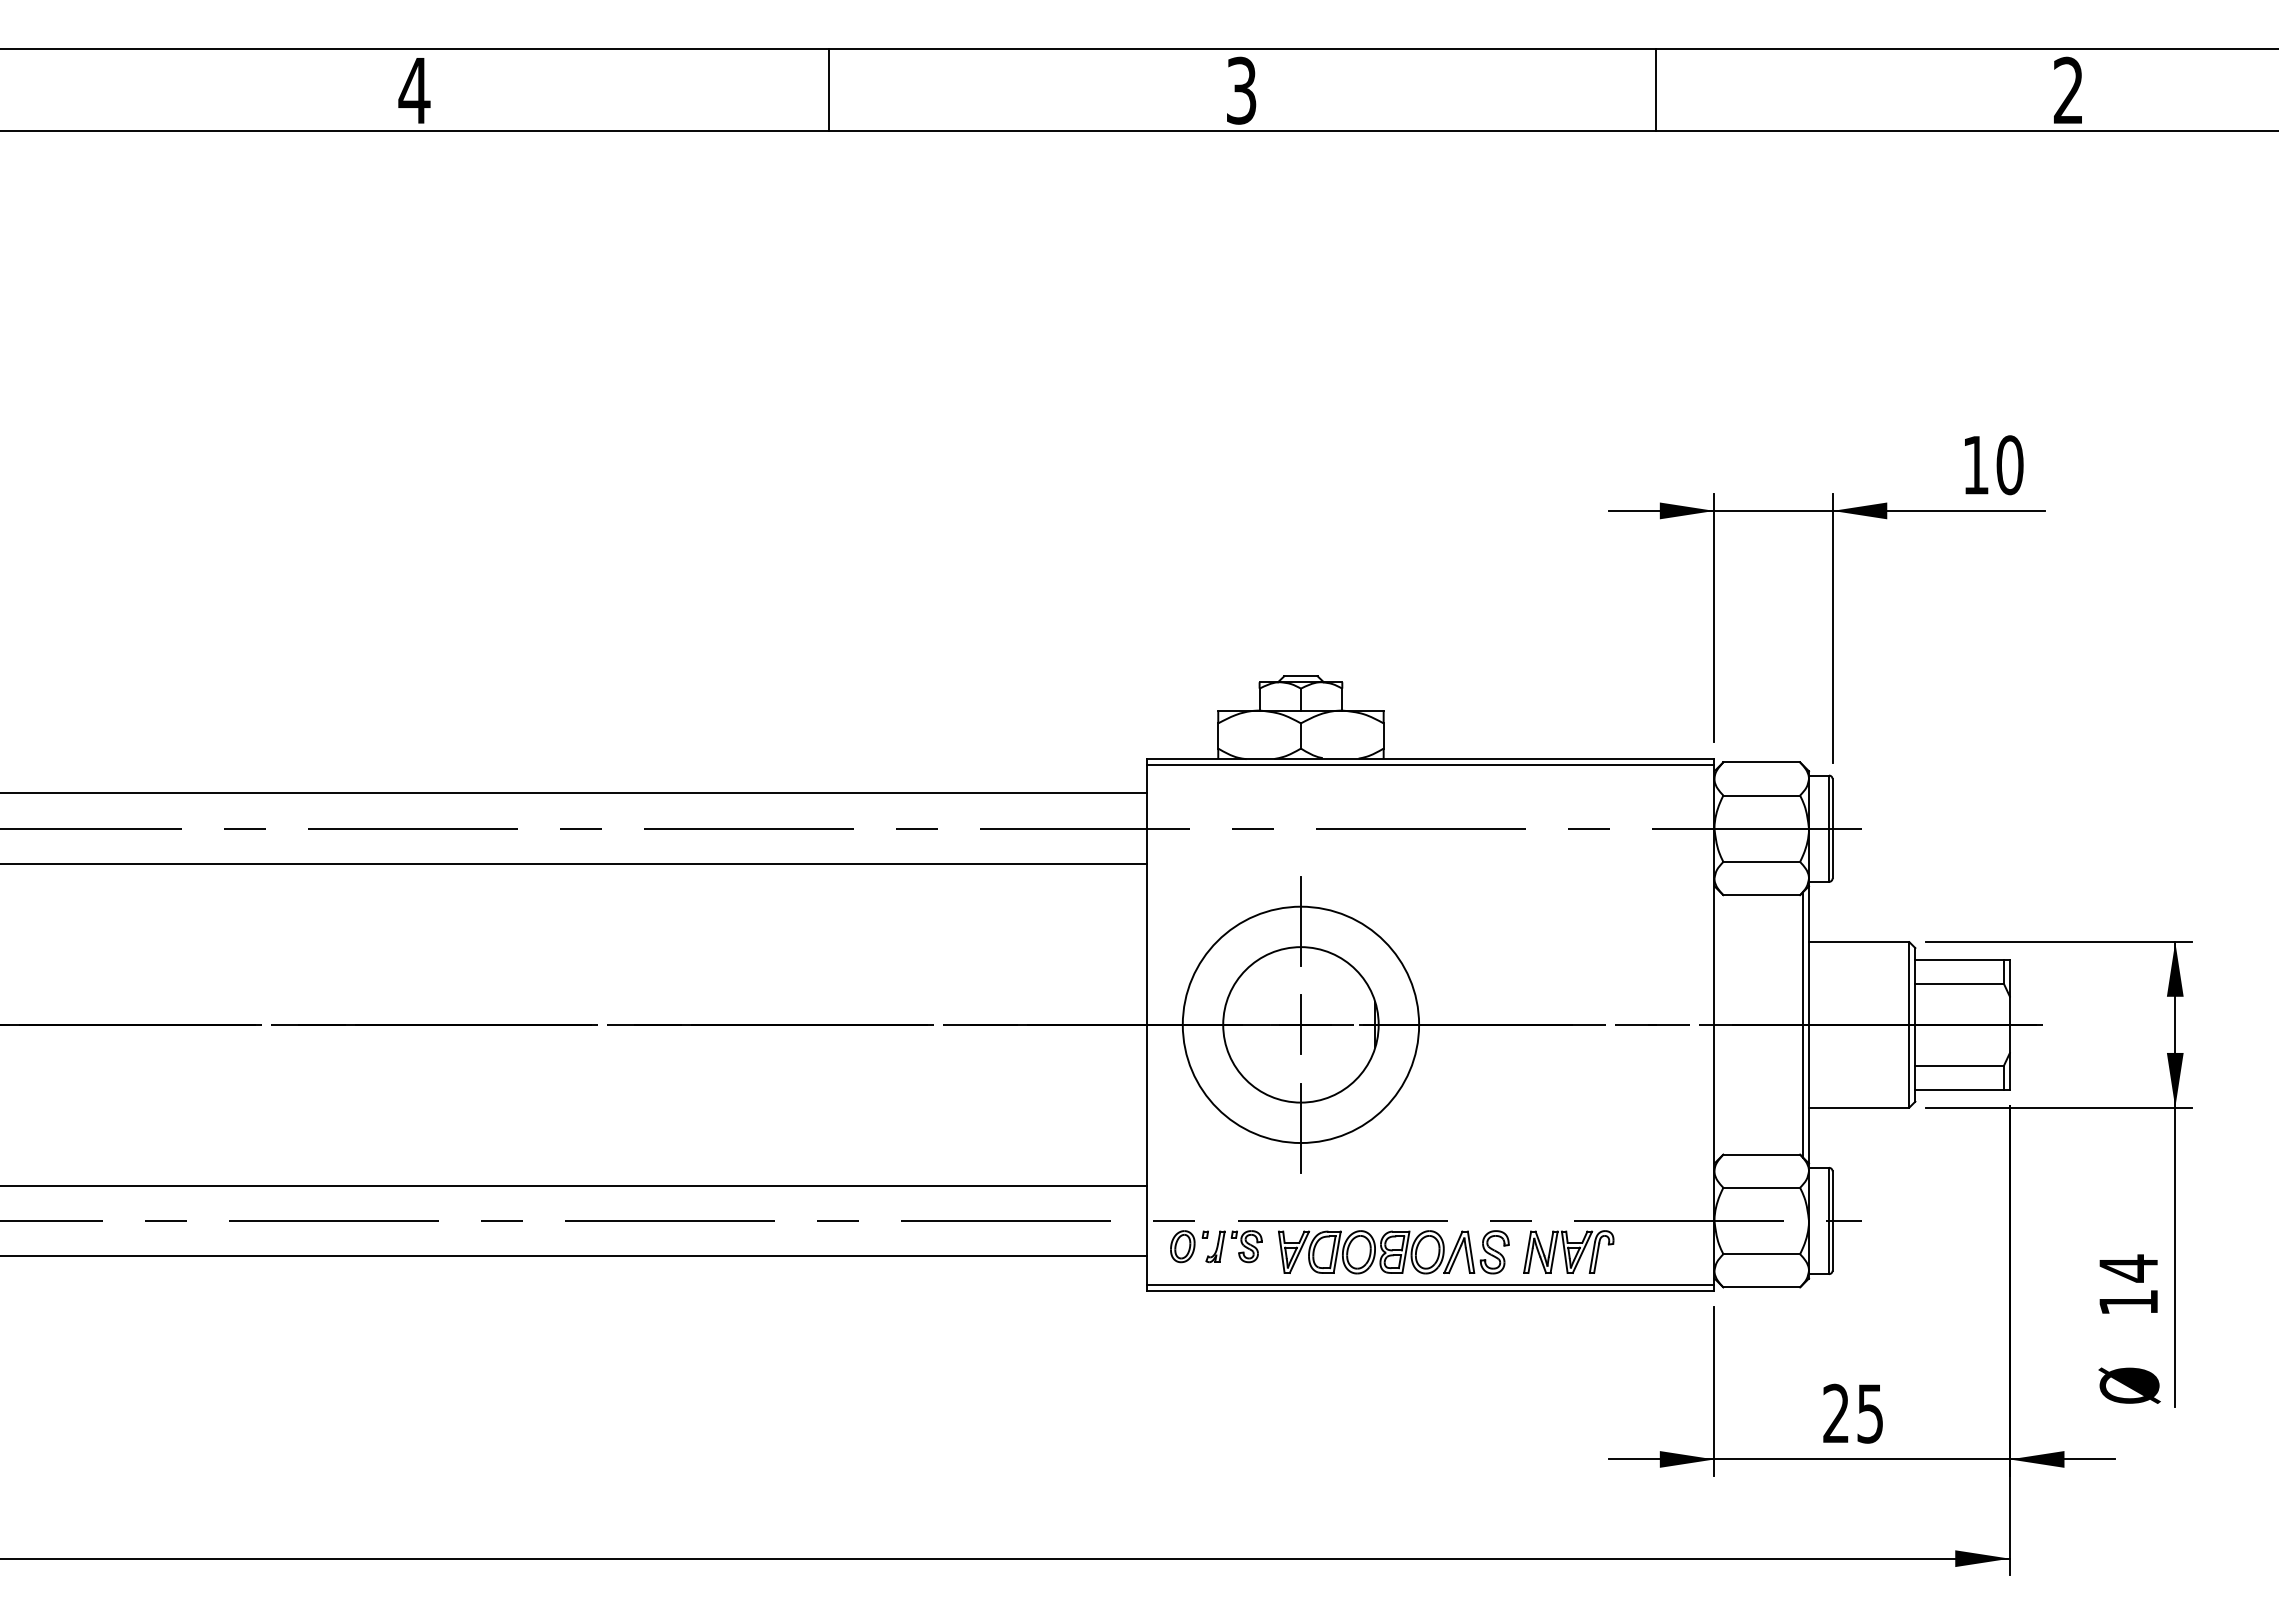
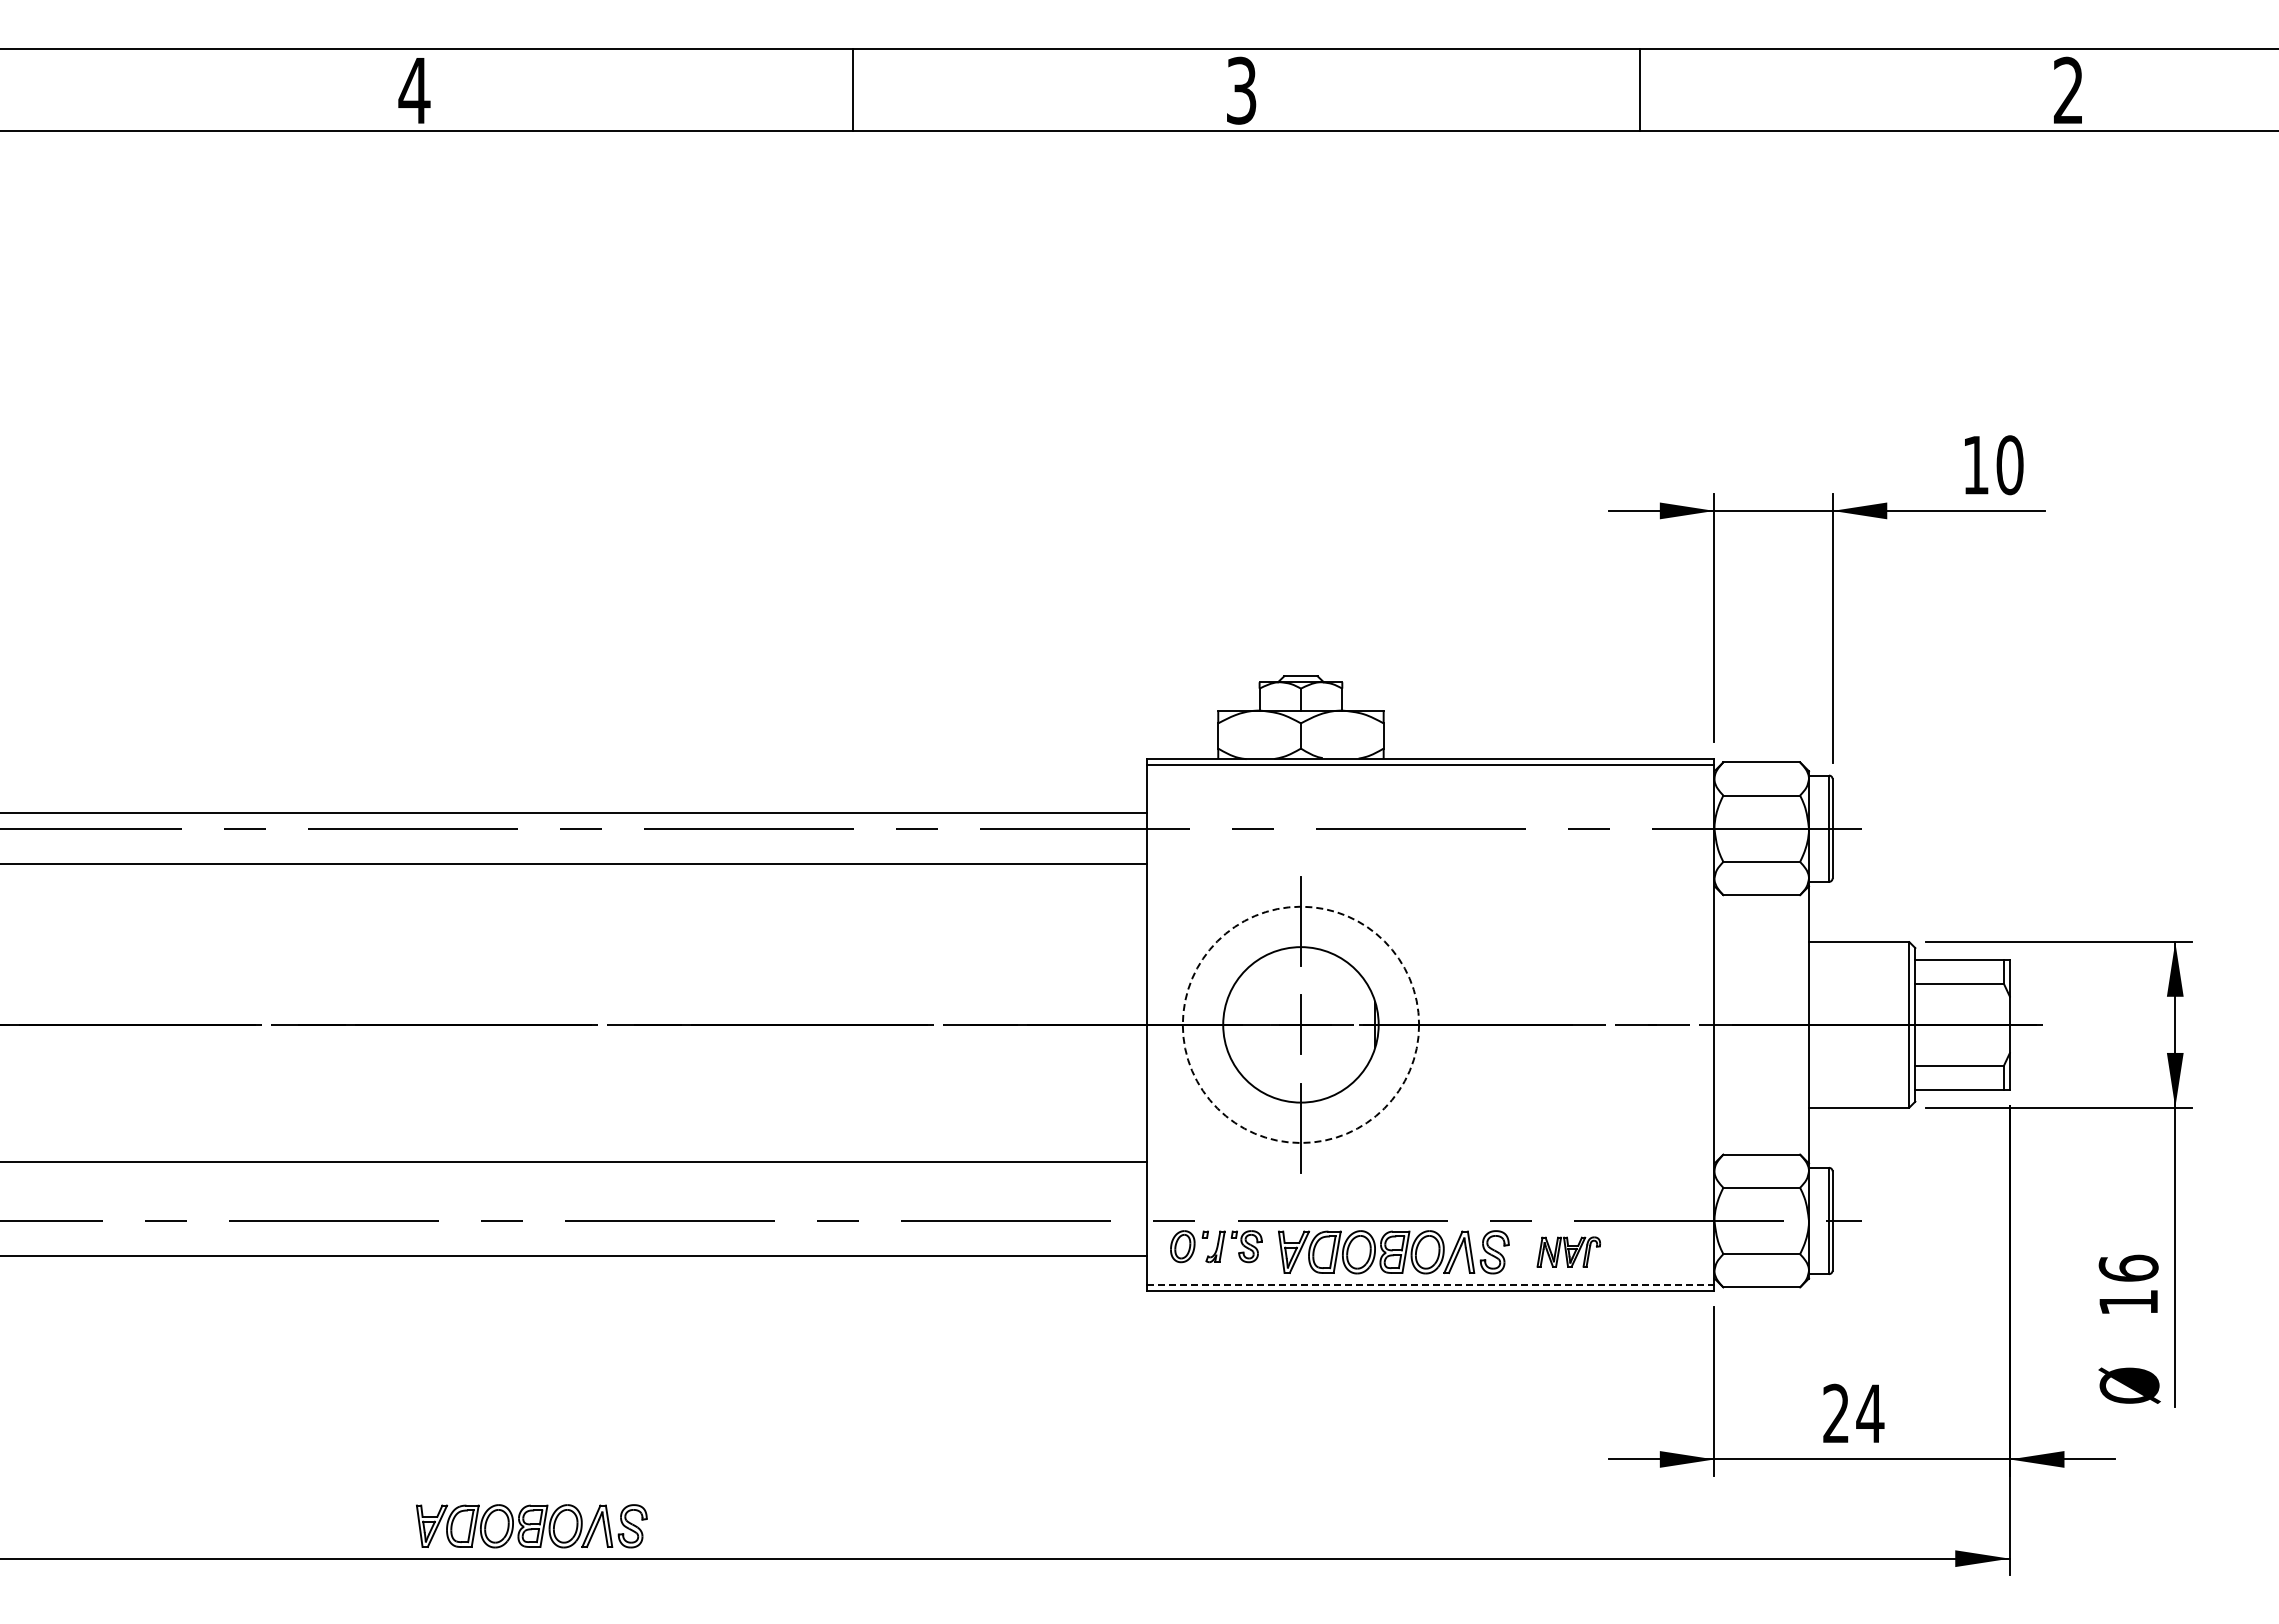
line position: (828, 89) -> (852, 89) (852, 89)
line position: (1655, 89) -> (1639, 89) (1639, 89)
line position: (574, 793) -> (574, 813) (574, 813)
circle: solid -> dashed (1300, 1024)
line: present -> none (1803, 1024)
line position: (574, 1185) -> (574, 1161) (574, 1161)
part size: 92x44 px -> 66x32 px (1568, 1251)
text: 14 -> 16 (2128, 1268)
line: solid -> dashed (1430, 1284)
text: 25 -> 24 (1870, 1413)
part: none -> present (531, 1526)
